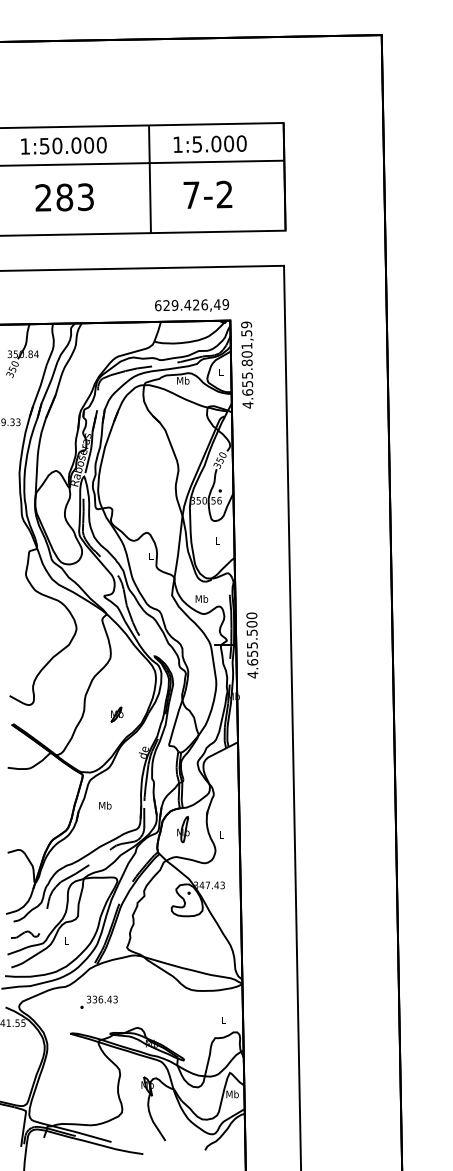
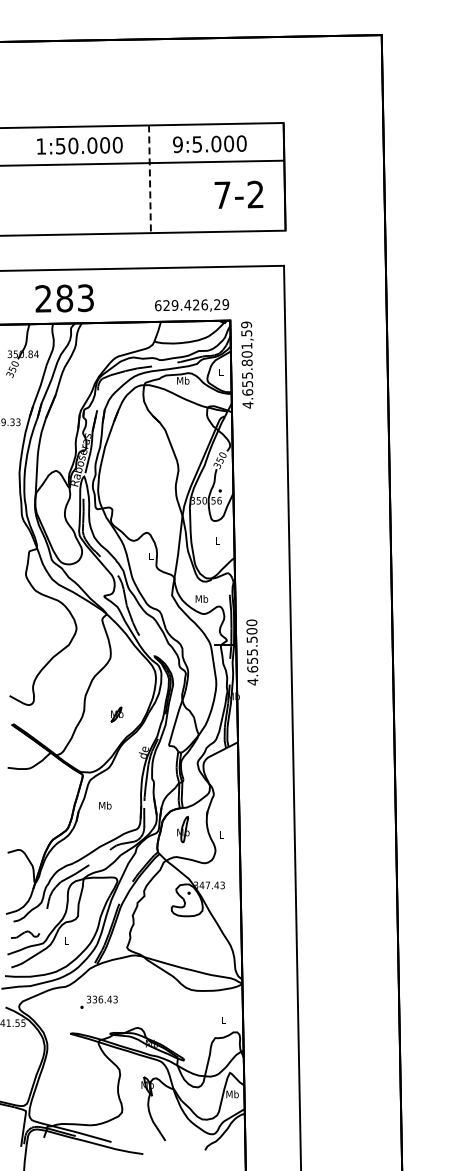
text: 1:5.000 -> 9:5.000 (177, 144)
text position: (63, 145) -> (79, 145) (79, 145)
line: solid -> dashed (150, 179)
text position: (207, 194) -> (238, 194) (238, 194)
text position: (64, 197) -> (64, 298) (64, 298)
text: 629.426,49 -> 629.426,29 (216, 304)
text position: (252, 645) -> (252, 652) (252, 652)
